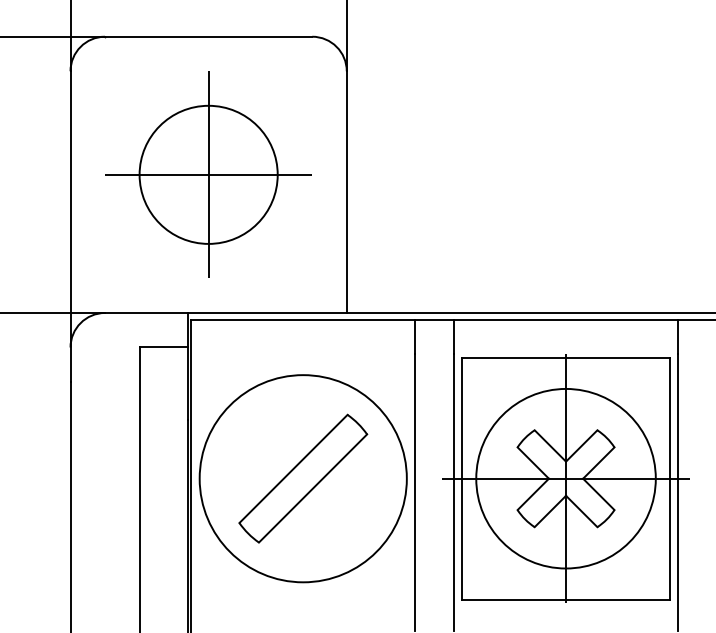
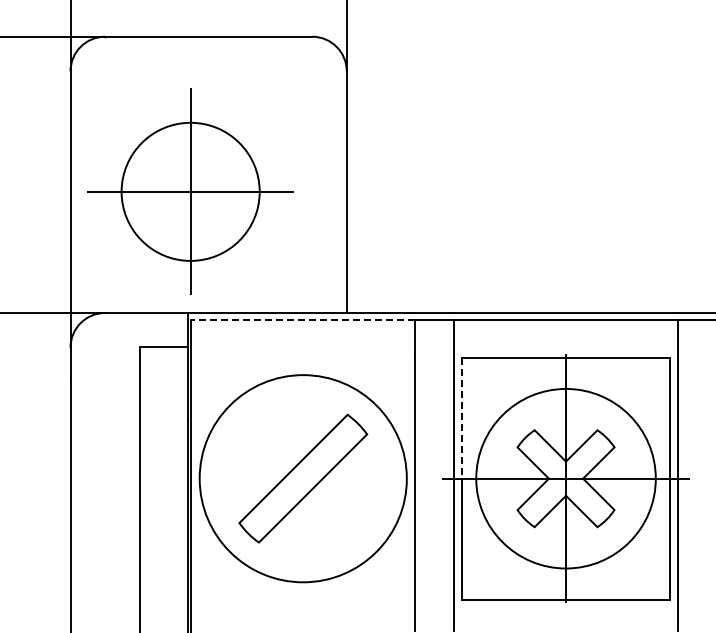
part position: (208, 174) -> (190, 191) (190, 191)
line: solid -> dashed (303, 319)
line: solid -> dashed (462, 418)
